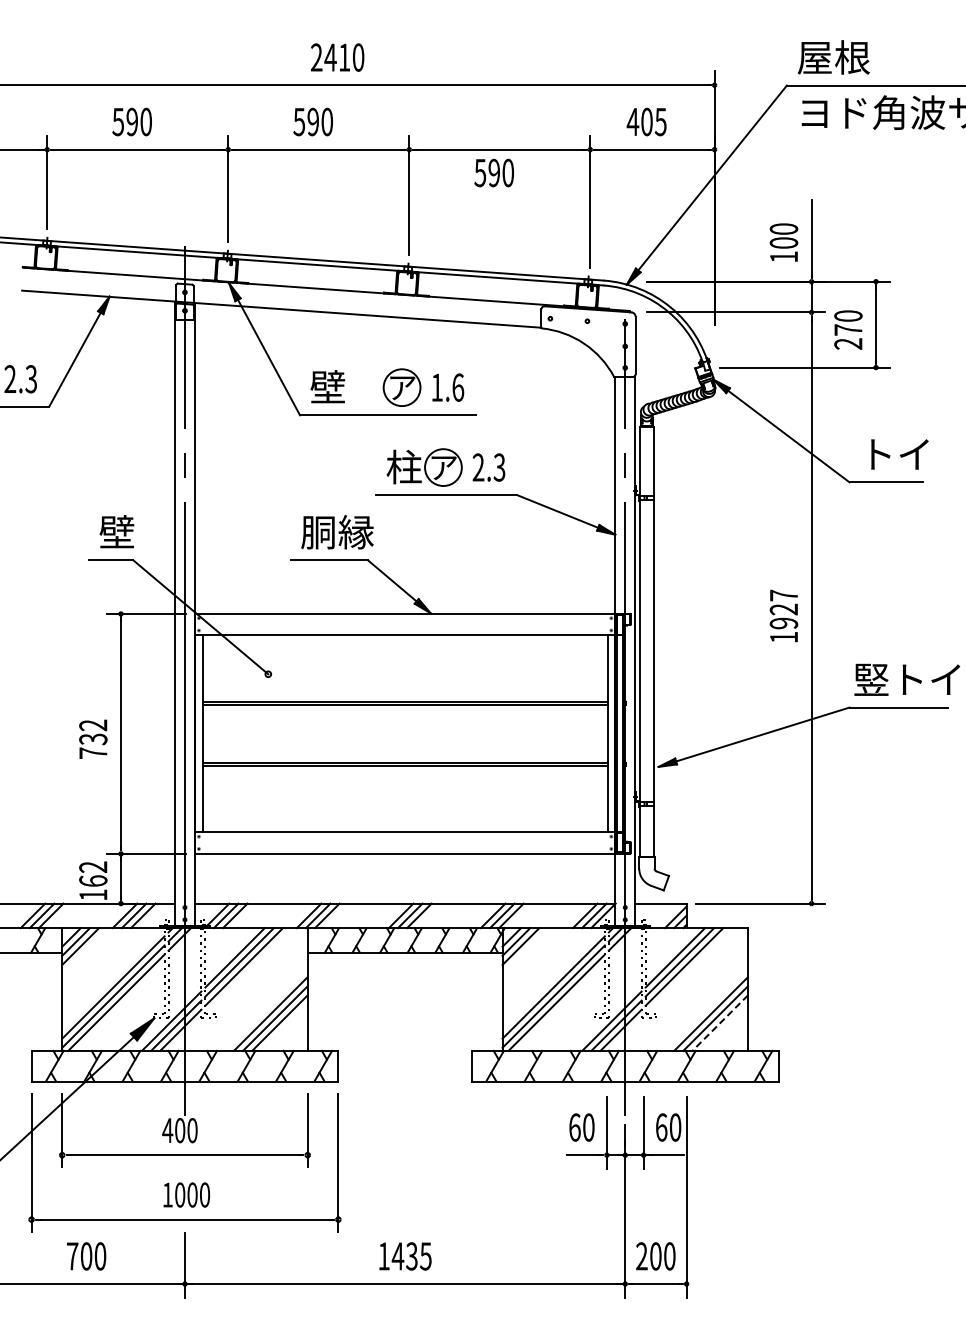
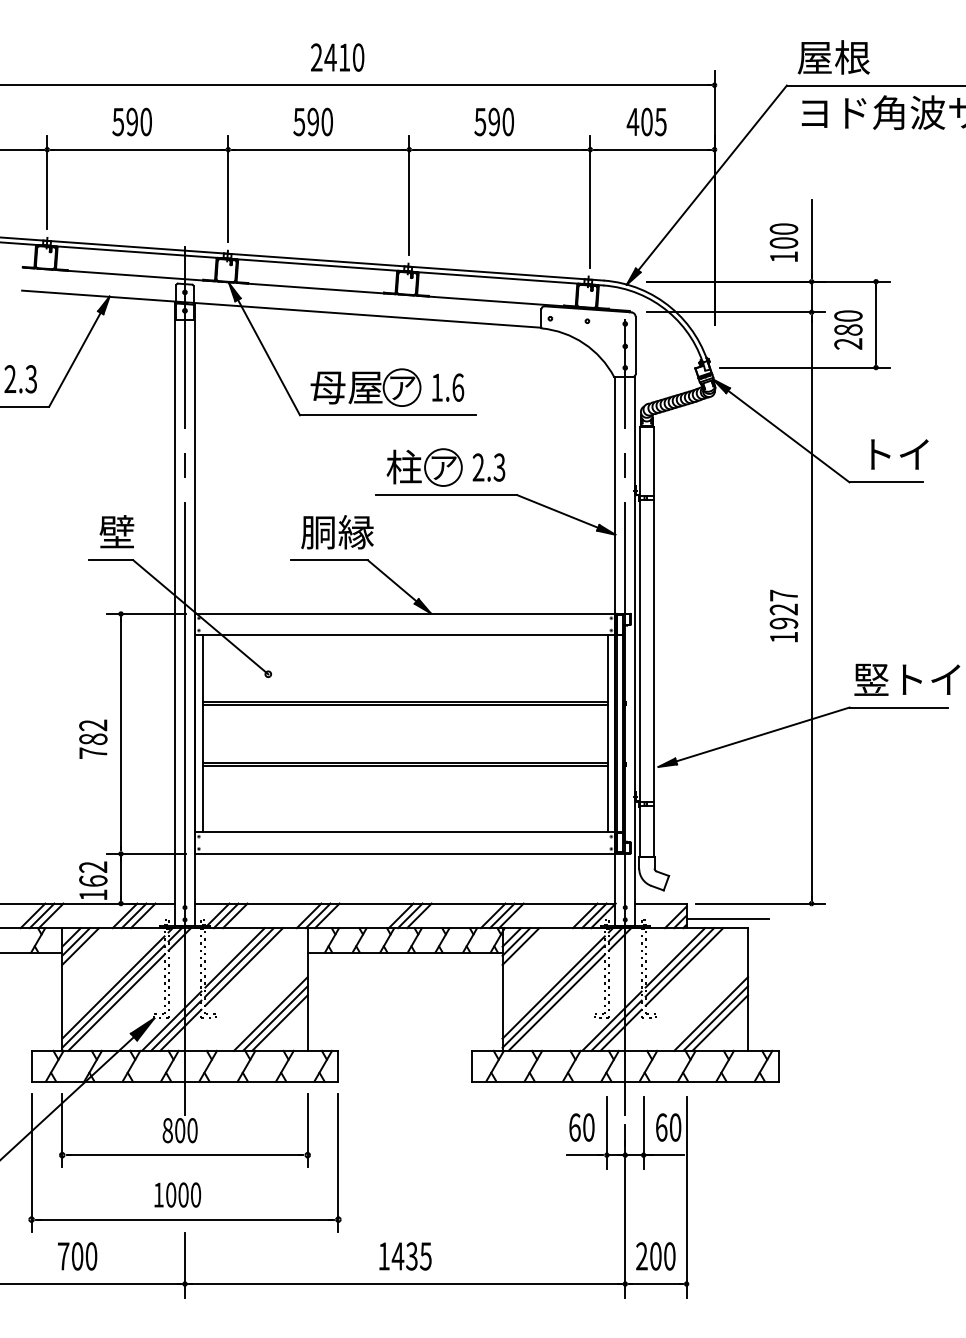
text position: (493, 172) -> (493, 121) (493, 121)
text: 270 -> 280 (848, 329)
text: 壁 -> 母屋 (346, 387)
text: 732 -> 782 (93, 739)
line: none -> present (727, 918)
line: dashed -> solid (719, 1023)
text: 400 -> 800 (167, 1130)
text position: (186, 1194) -> (177, 1194) (177, 1194)
text position: (86, 1256) -> (77, 1256) (77, 1256)
